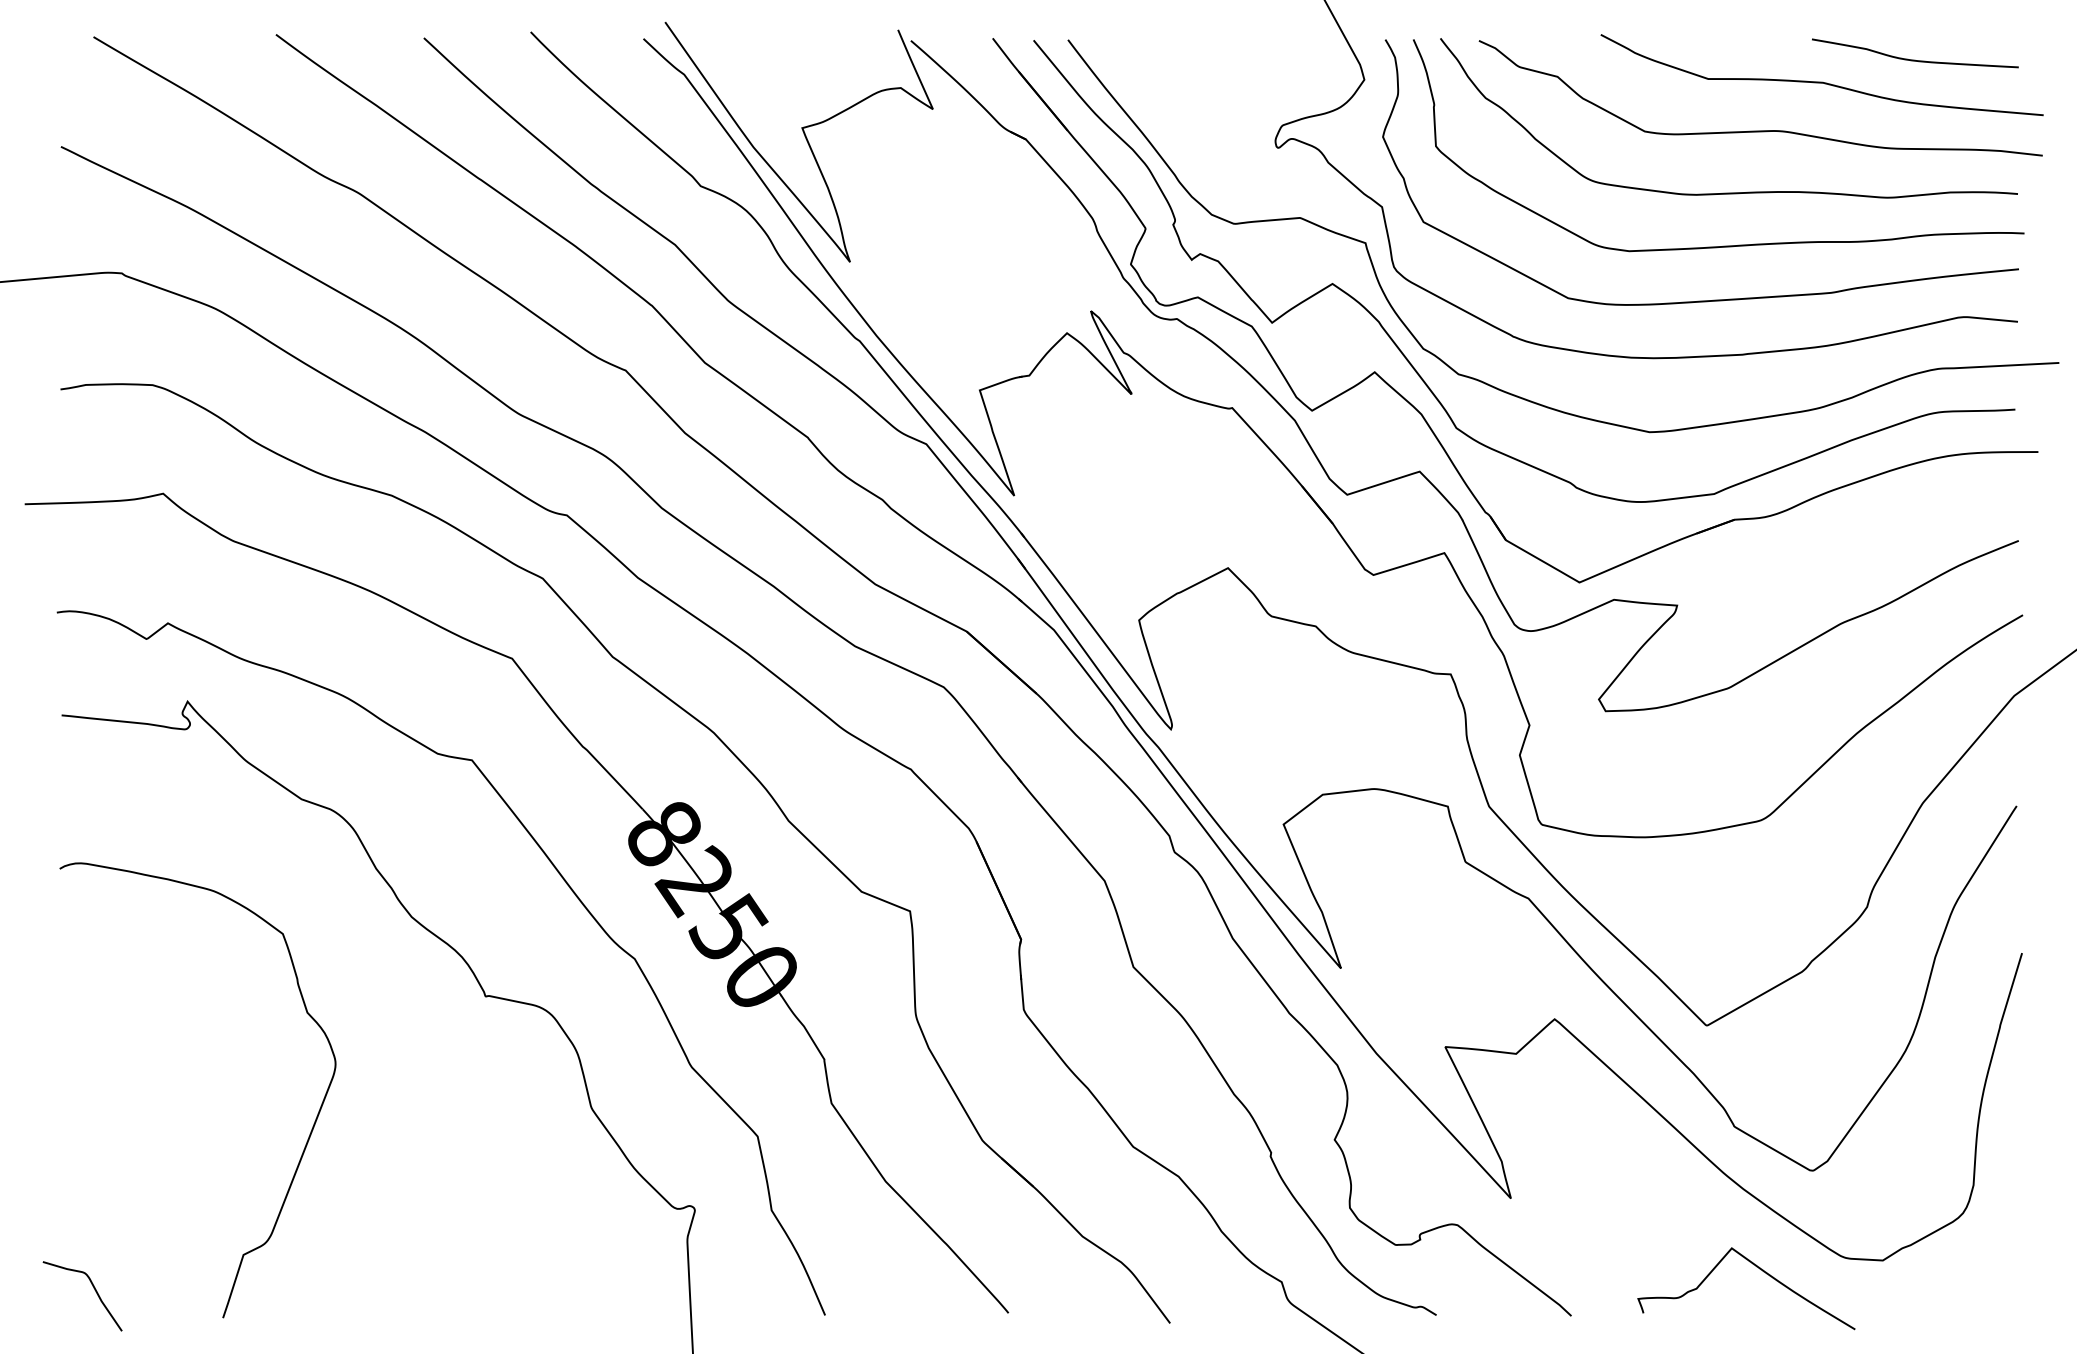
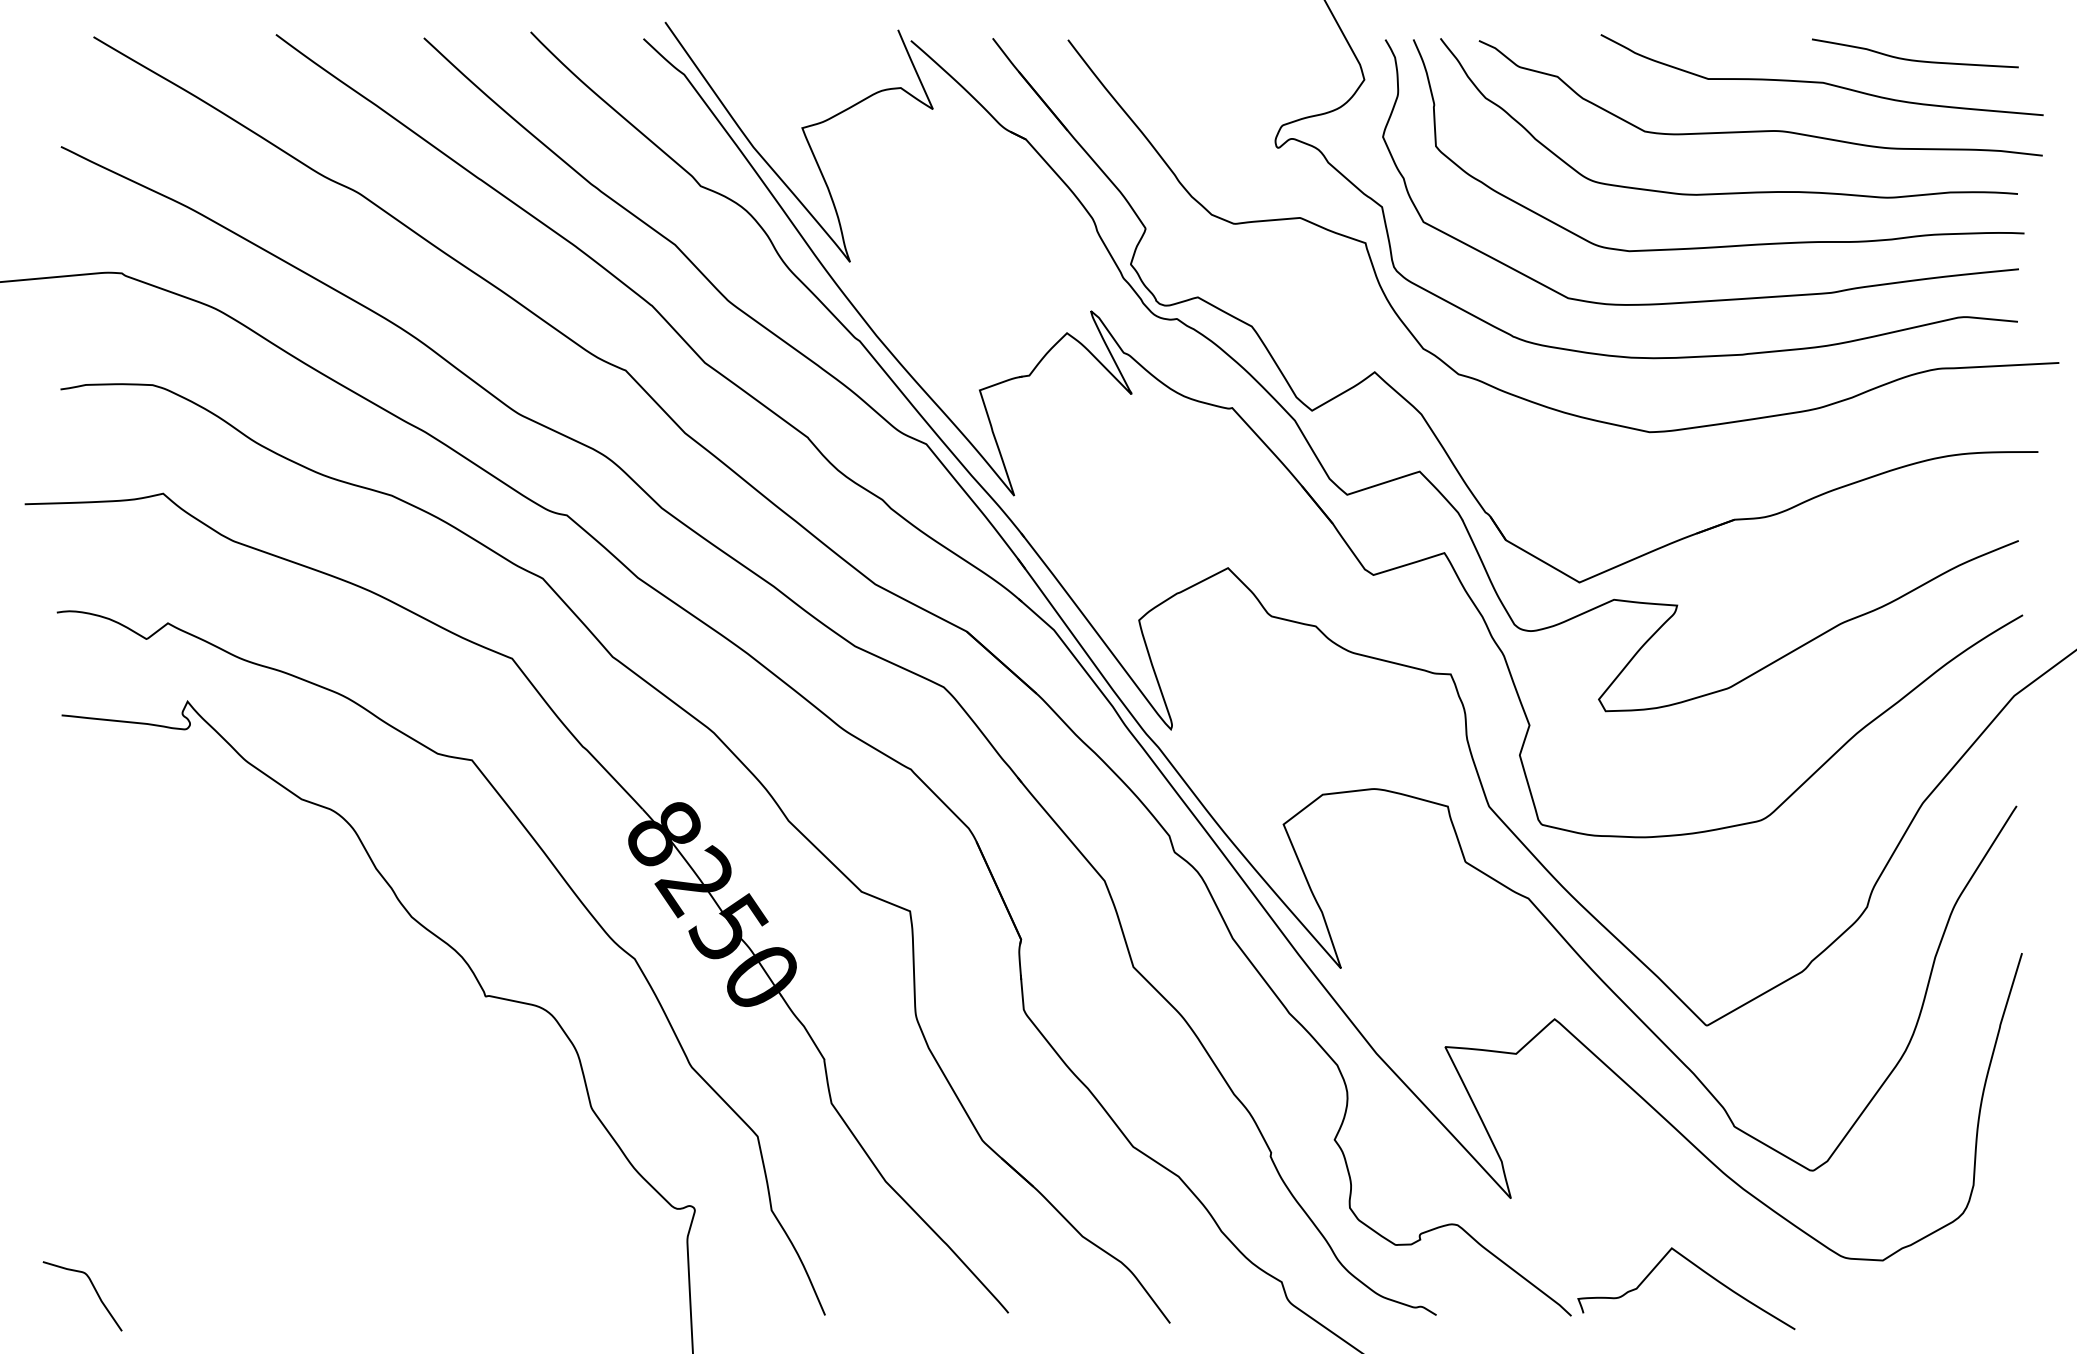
curve: present -> none (1412, 364)
curve: present -> none (308, 1136)
curve position: (1759, 1269) -> (1699, 1269) (1699, 1269)
